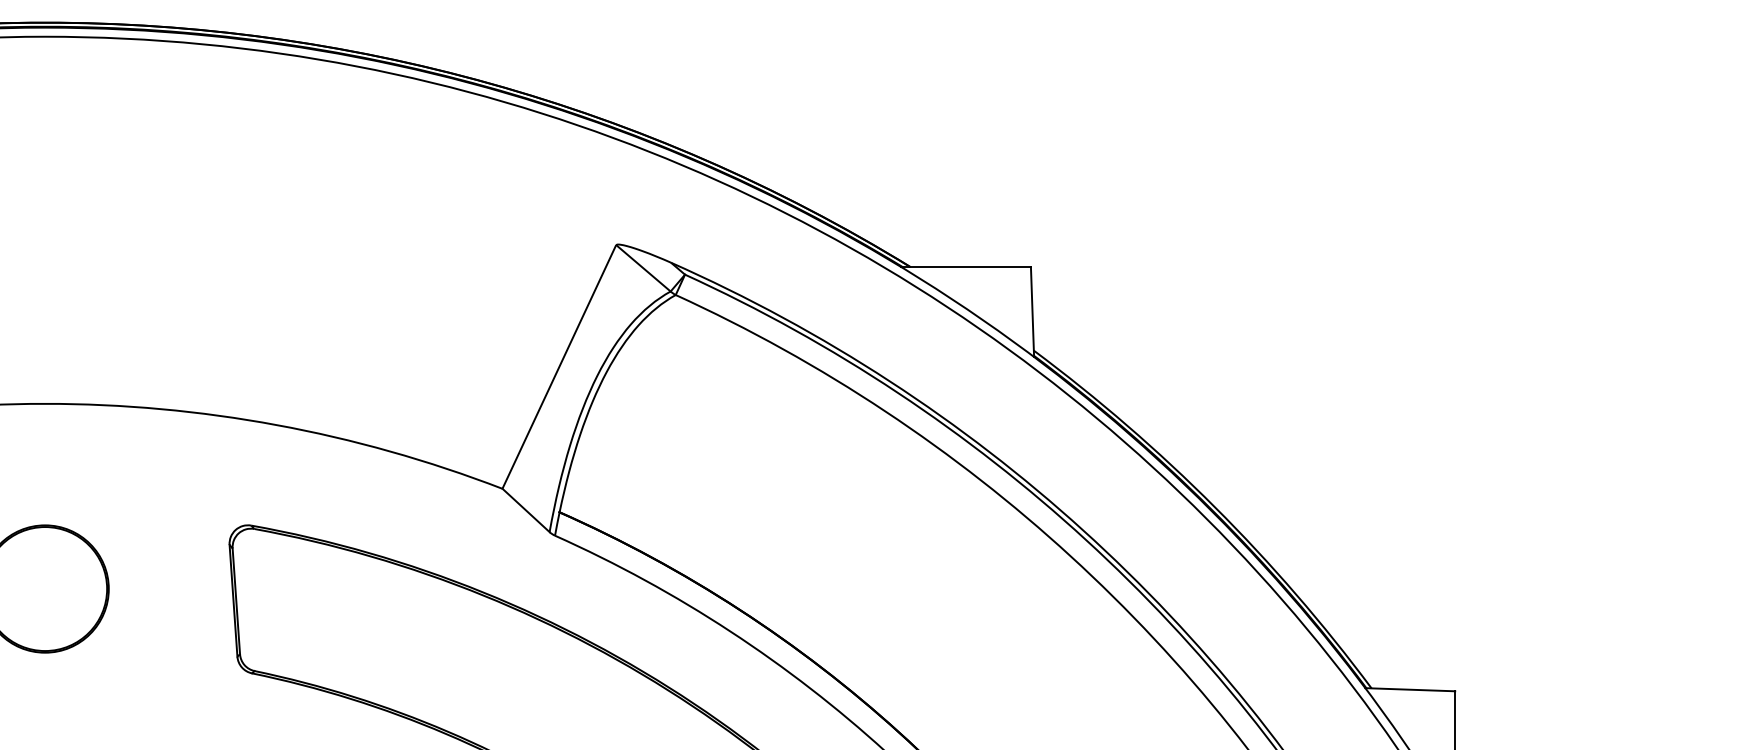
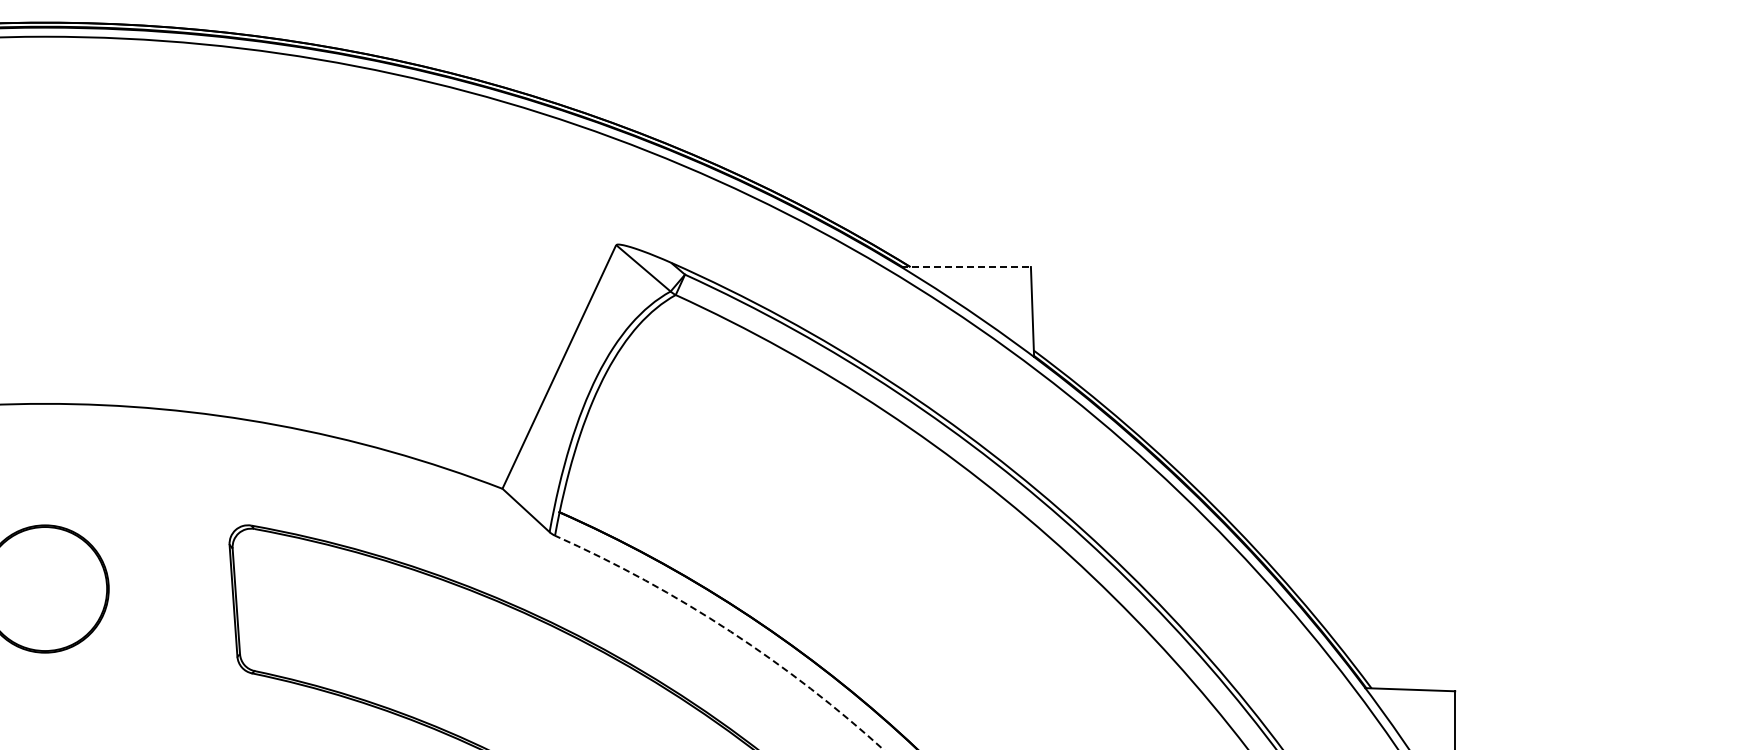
line: solid -> dashed (966, 267)
arc: solid -> dashed (728, 629)
